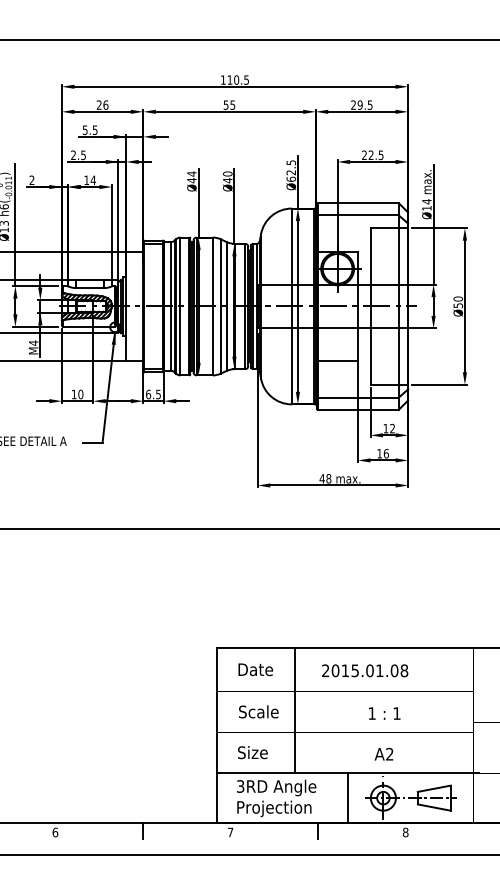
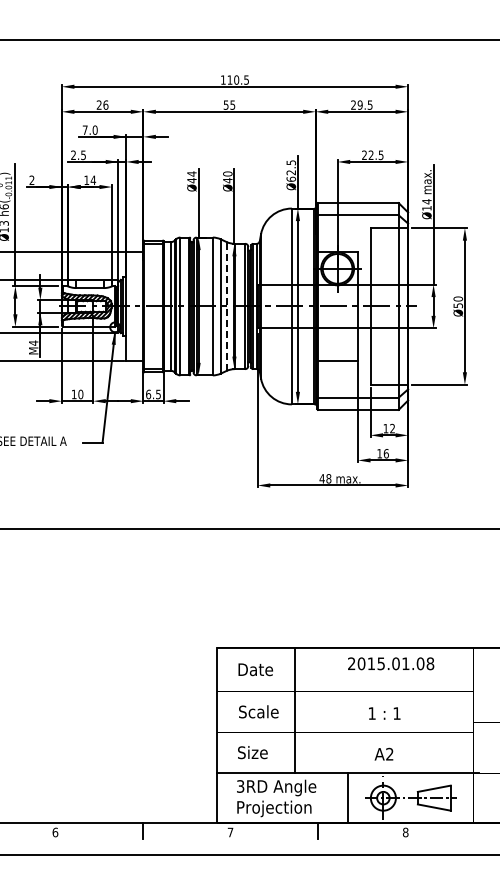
text: 5.5 -> 7.0 (89, 129)
line: solid -> dashed (226, 305)
text position: (365, 670) -> (391, 663) (391, 663)
